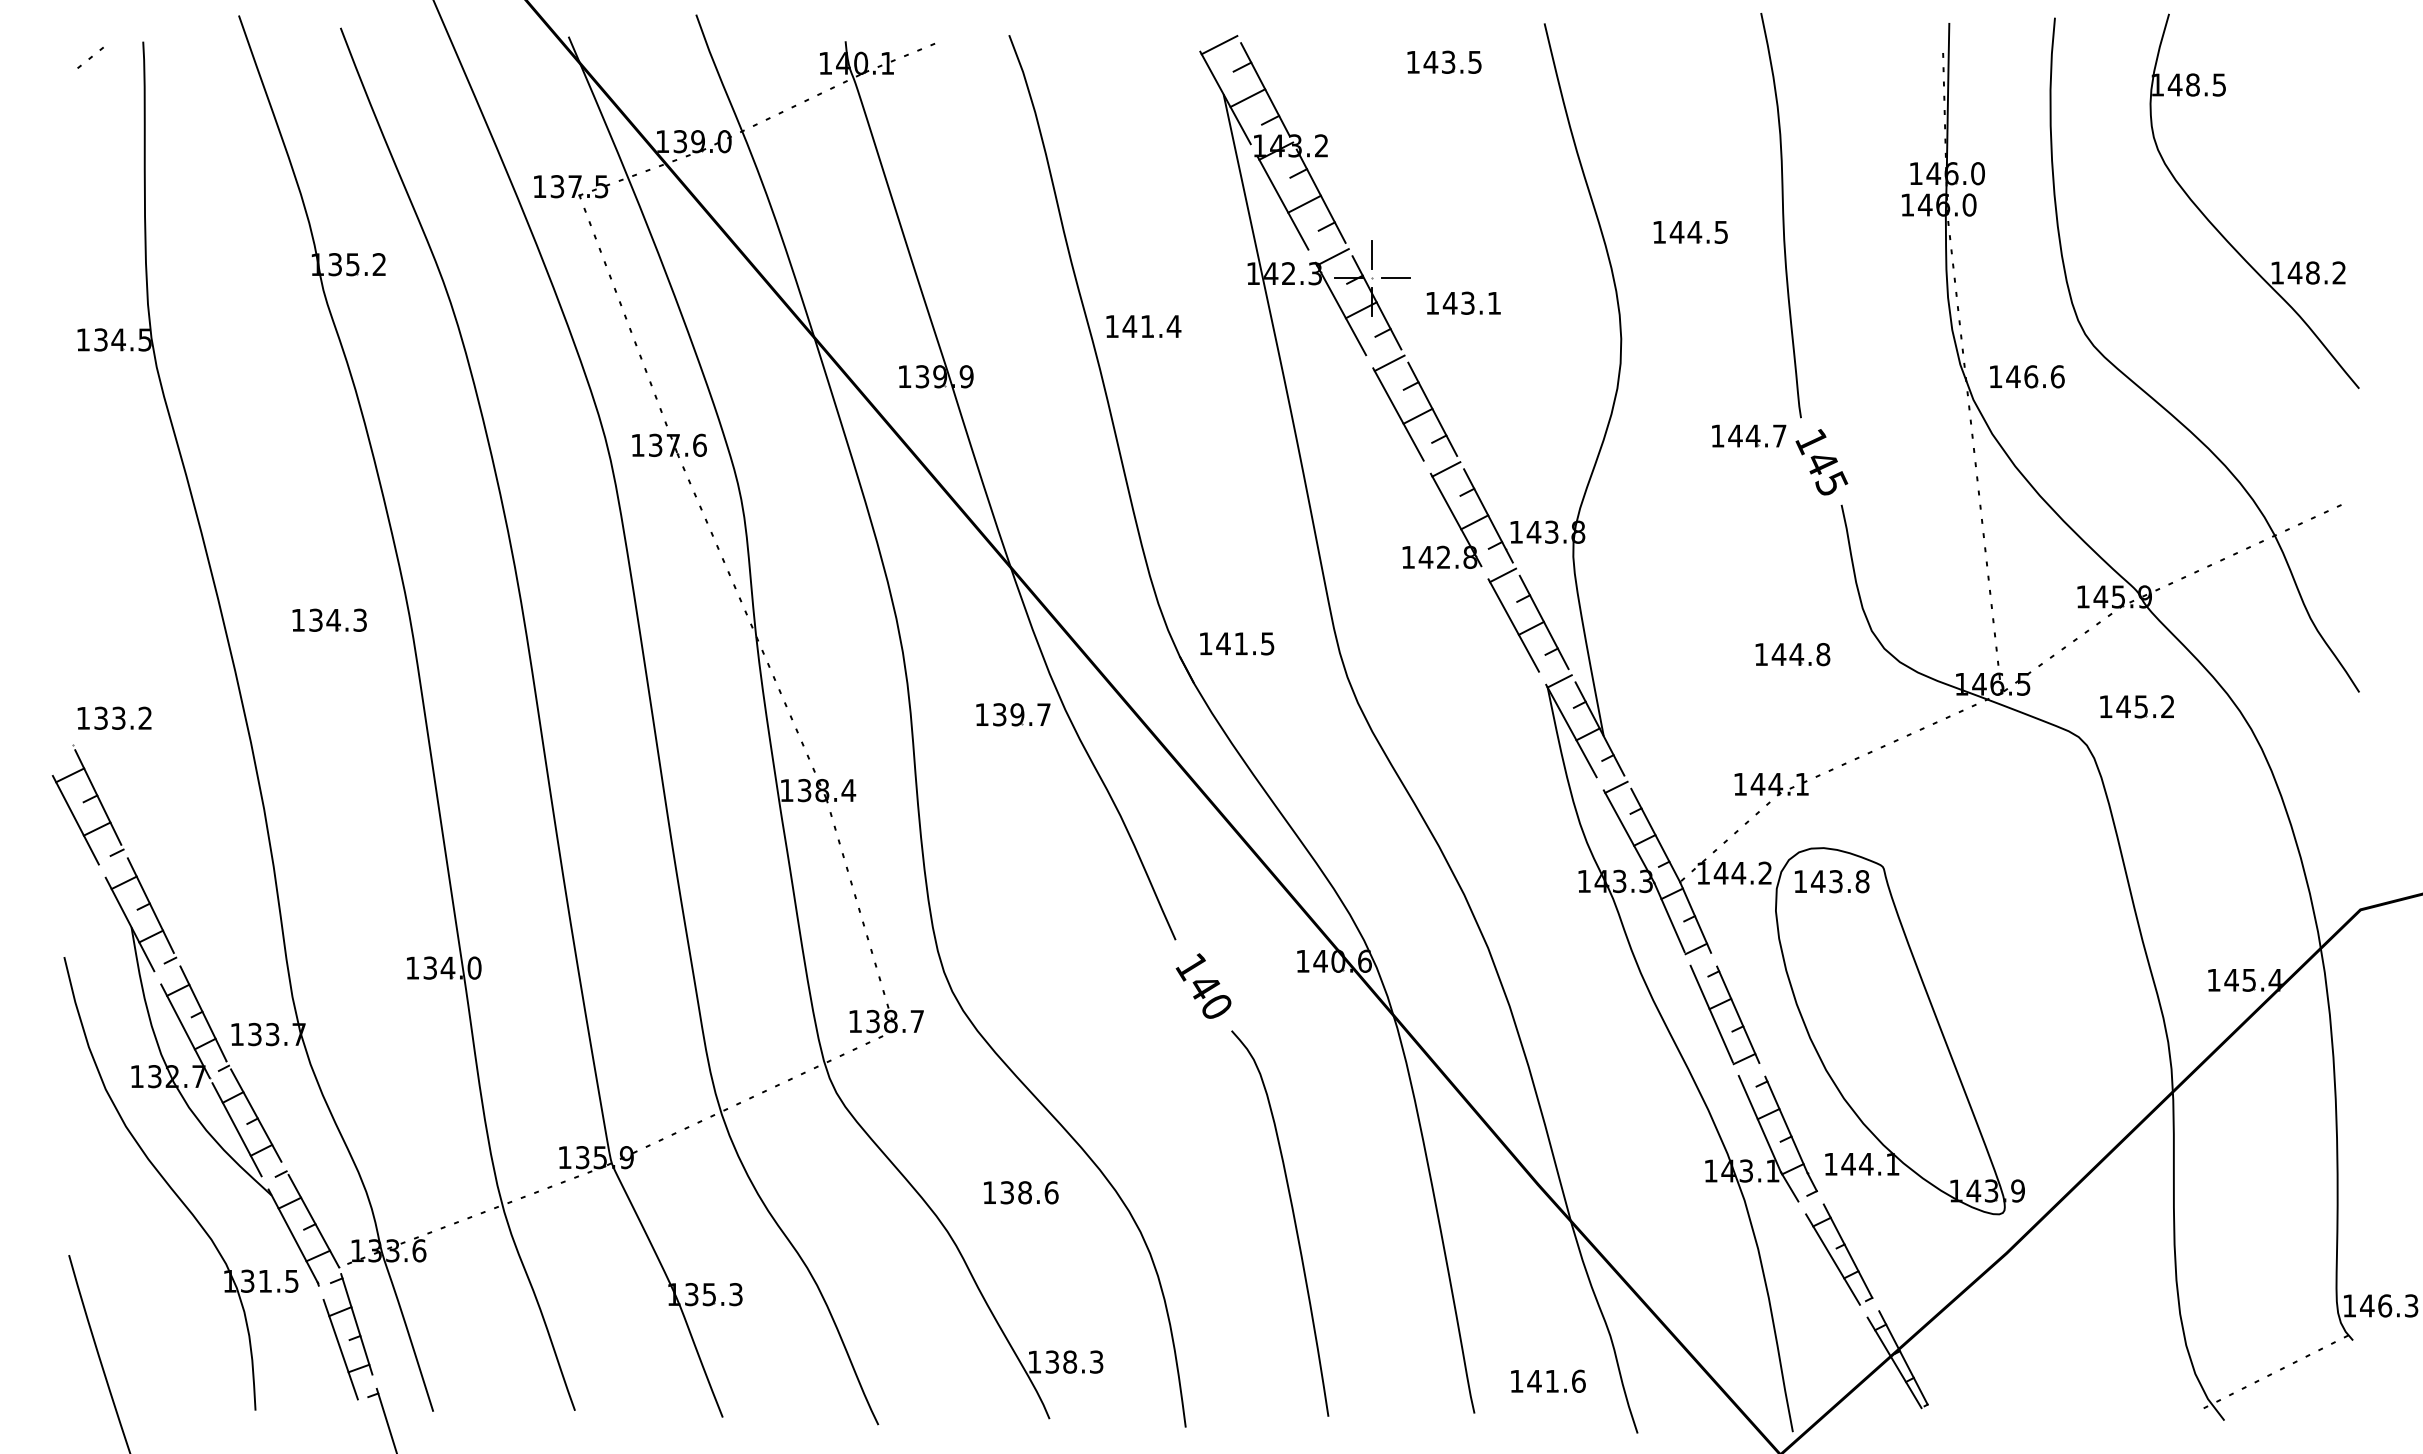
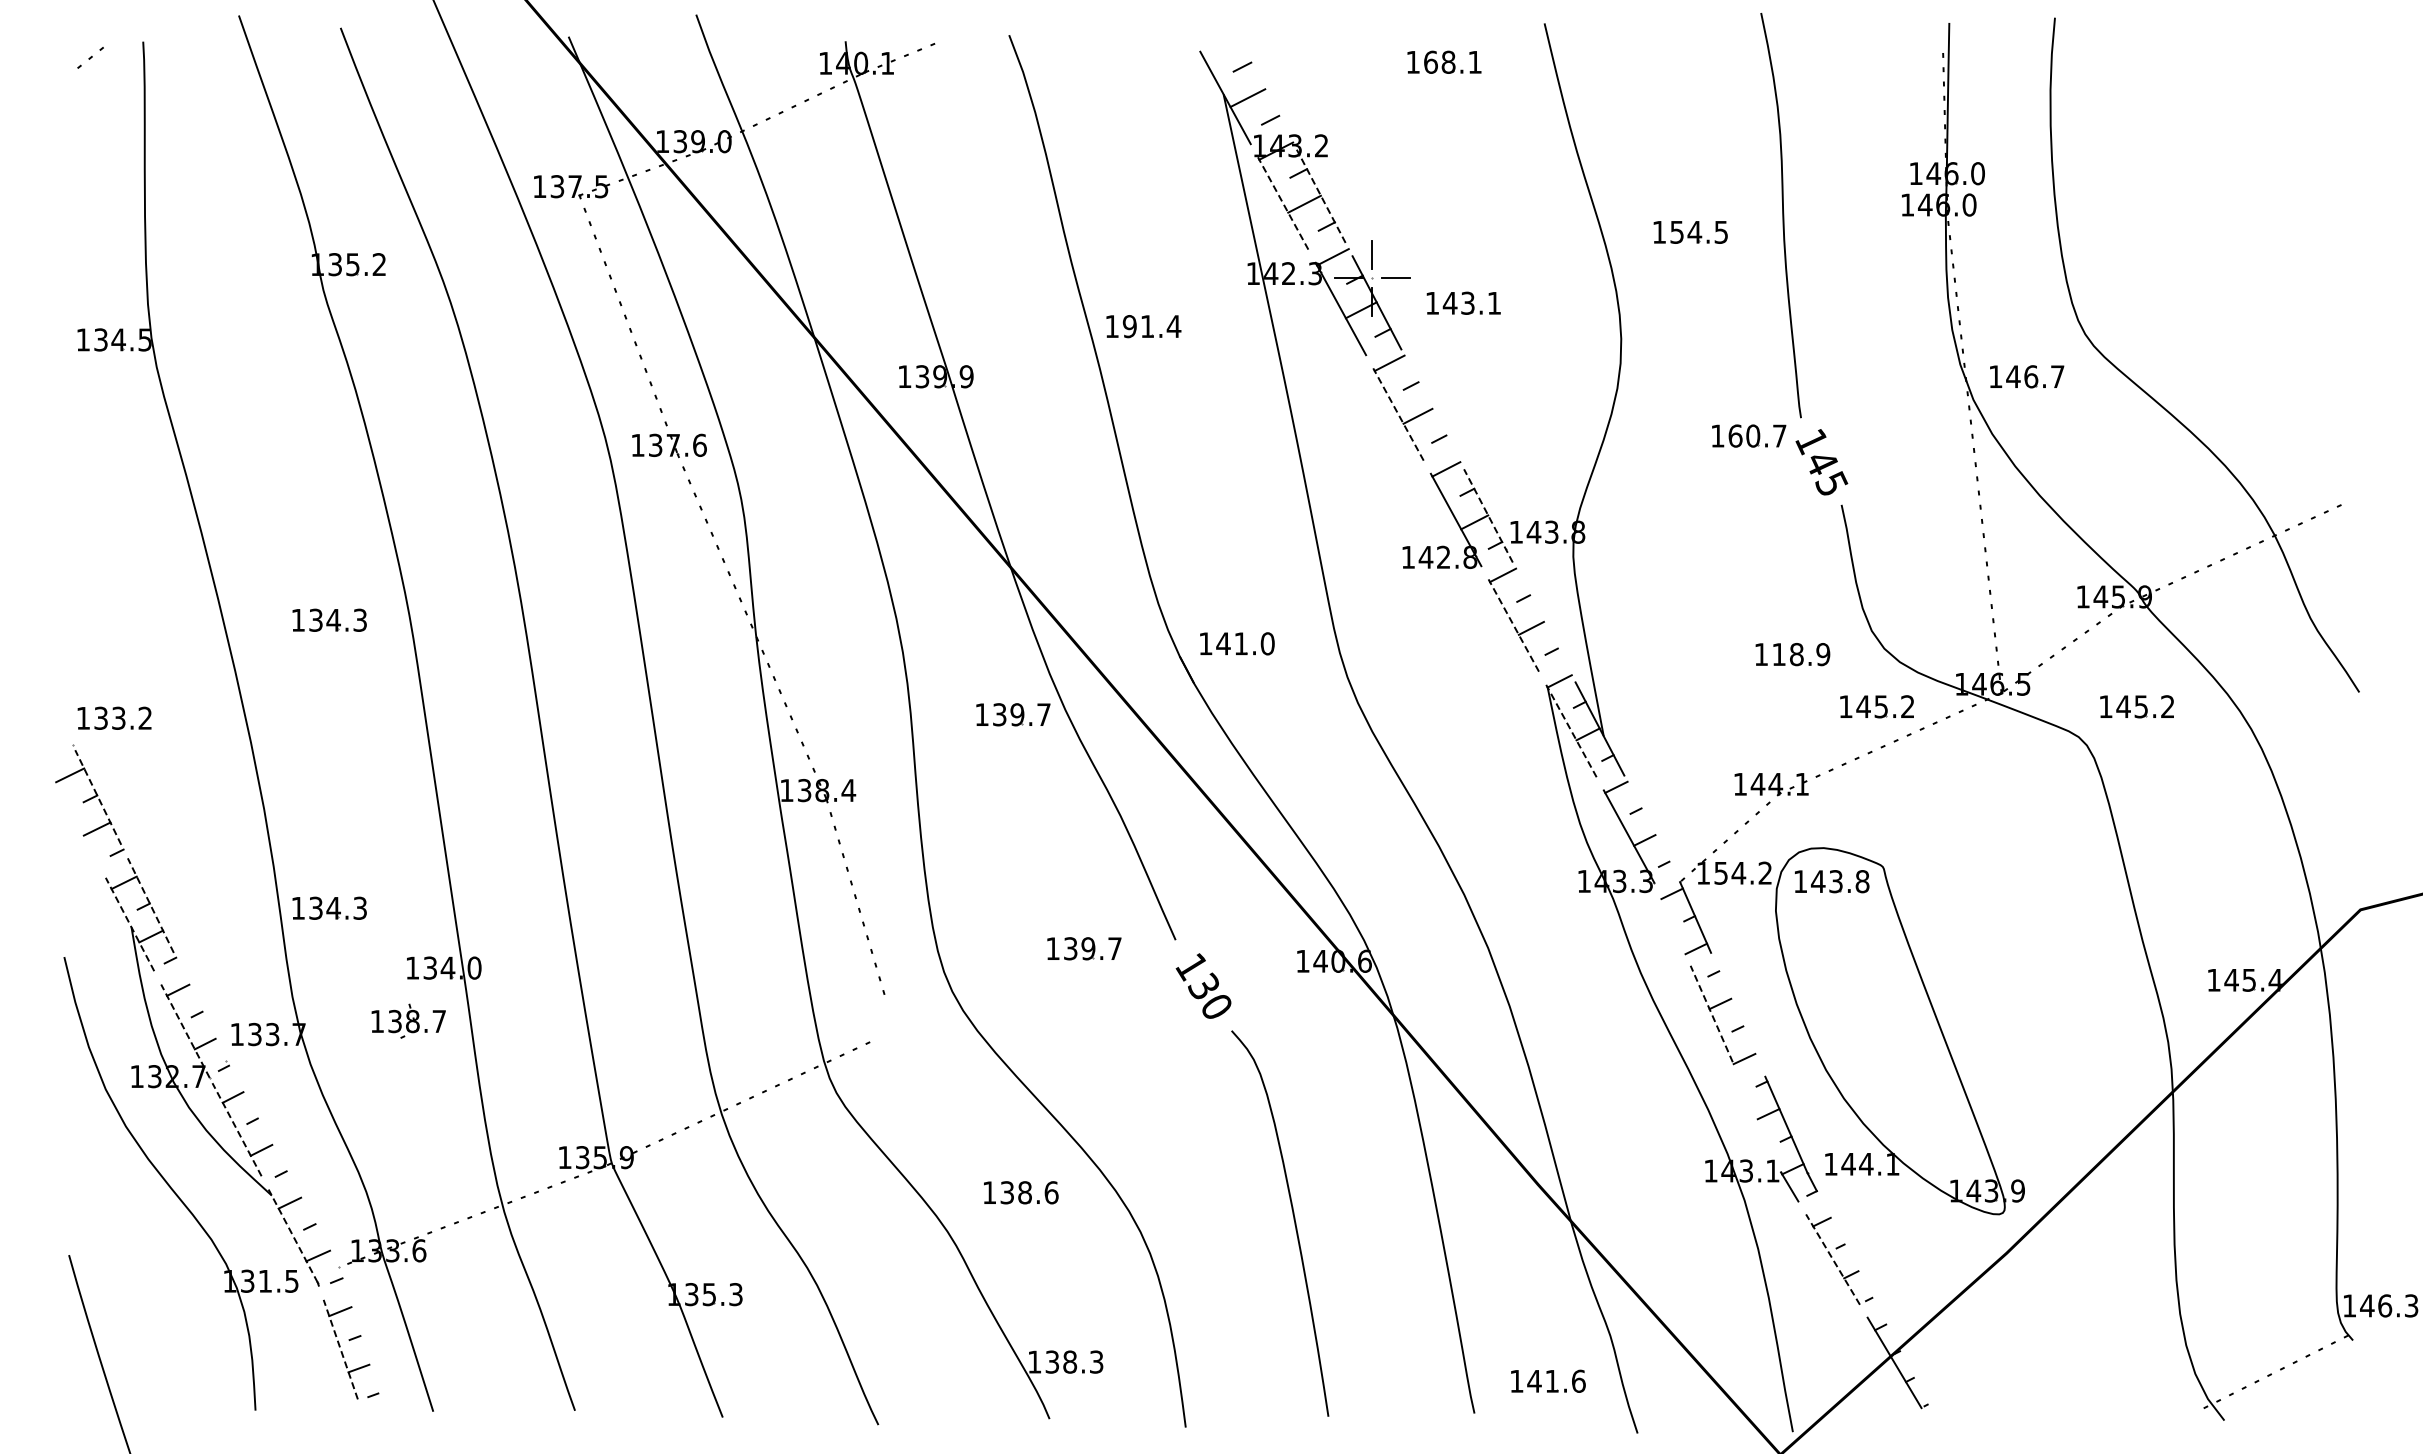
line: present -> none (1219, 45)
text: 143.5 -> 168.1 (1452, 61)
line: present -> none (1265, 89)
line: solid -> dashed (1321, 196)
line: solid -> dashed (1283, 203)
part: present -> none (2217, 228)
text: 144.5 -> 154.5 (1676, 232)
text: 141.4 -> 191.4 (1129, 326)
text: 146.6 -> 146.7 (2057, 376)
line: present -> none (1432, 408)
line: solid -> dashed (1398, 414)
text: 144.7 -> 160.7 (1744, 435)
line: solid -> dashed (1488, 515)
line: present -> none (1543, 622)
line: solid -> dashed (1513, 625)
text: 141.5 -> 141.0 (1267, 643)
text: 144.8 -> 118.9 (1800, 654)
part: none -> present (1876, 706)
line: solid -> dashed (1571, 731)
line: solid -> dashed (98, 797)
line: present -> none (75, 819)
line: present -> none (1655, 835)
text: 144.2 -> 154.2 (1720, 873)
line: solid -> dashed (150, 905)
part: none -> present (329, 907)
line: present -> none (1669, 917)
line: solid -> dashed (130, 924)
part: none -> present (1084, 948)
text: 140 -> 130 (1204, 985)
line: present -> none (203, 1013)
line: solid -> dashed (1711, 1013)
line: present -> none (1738, 1014)
part position: (886, 1020) -> (408, 1020) (408, 1020)
line: solid -> dashed (185, 1031)
line: present -> none (256, 1115)
line: present -> none (1759, 1123)
line: solid -> dashed (237, 1129)
line: present -> none (313, 1220)
line: solid -> dashed (293, 1236)
line: present -> none (1847, 1250)
line: solid -> dashed (1833, 1259)
line: present -> none (356, 1324)
line: solid -> dashed (340, 1349)
line: present -> none (1903, 1357)
line: present -> none (385, 1419)
